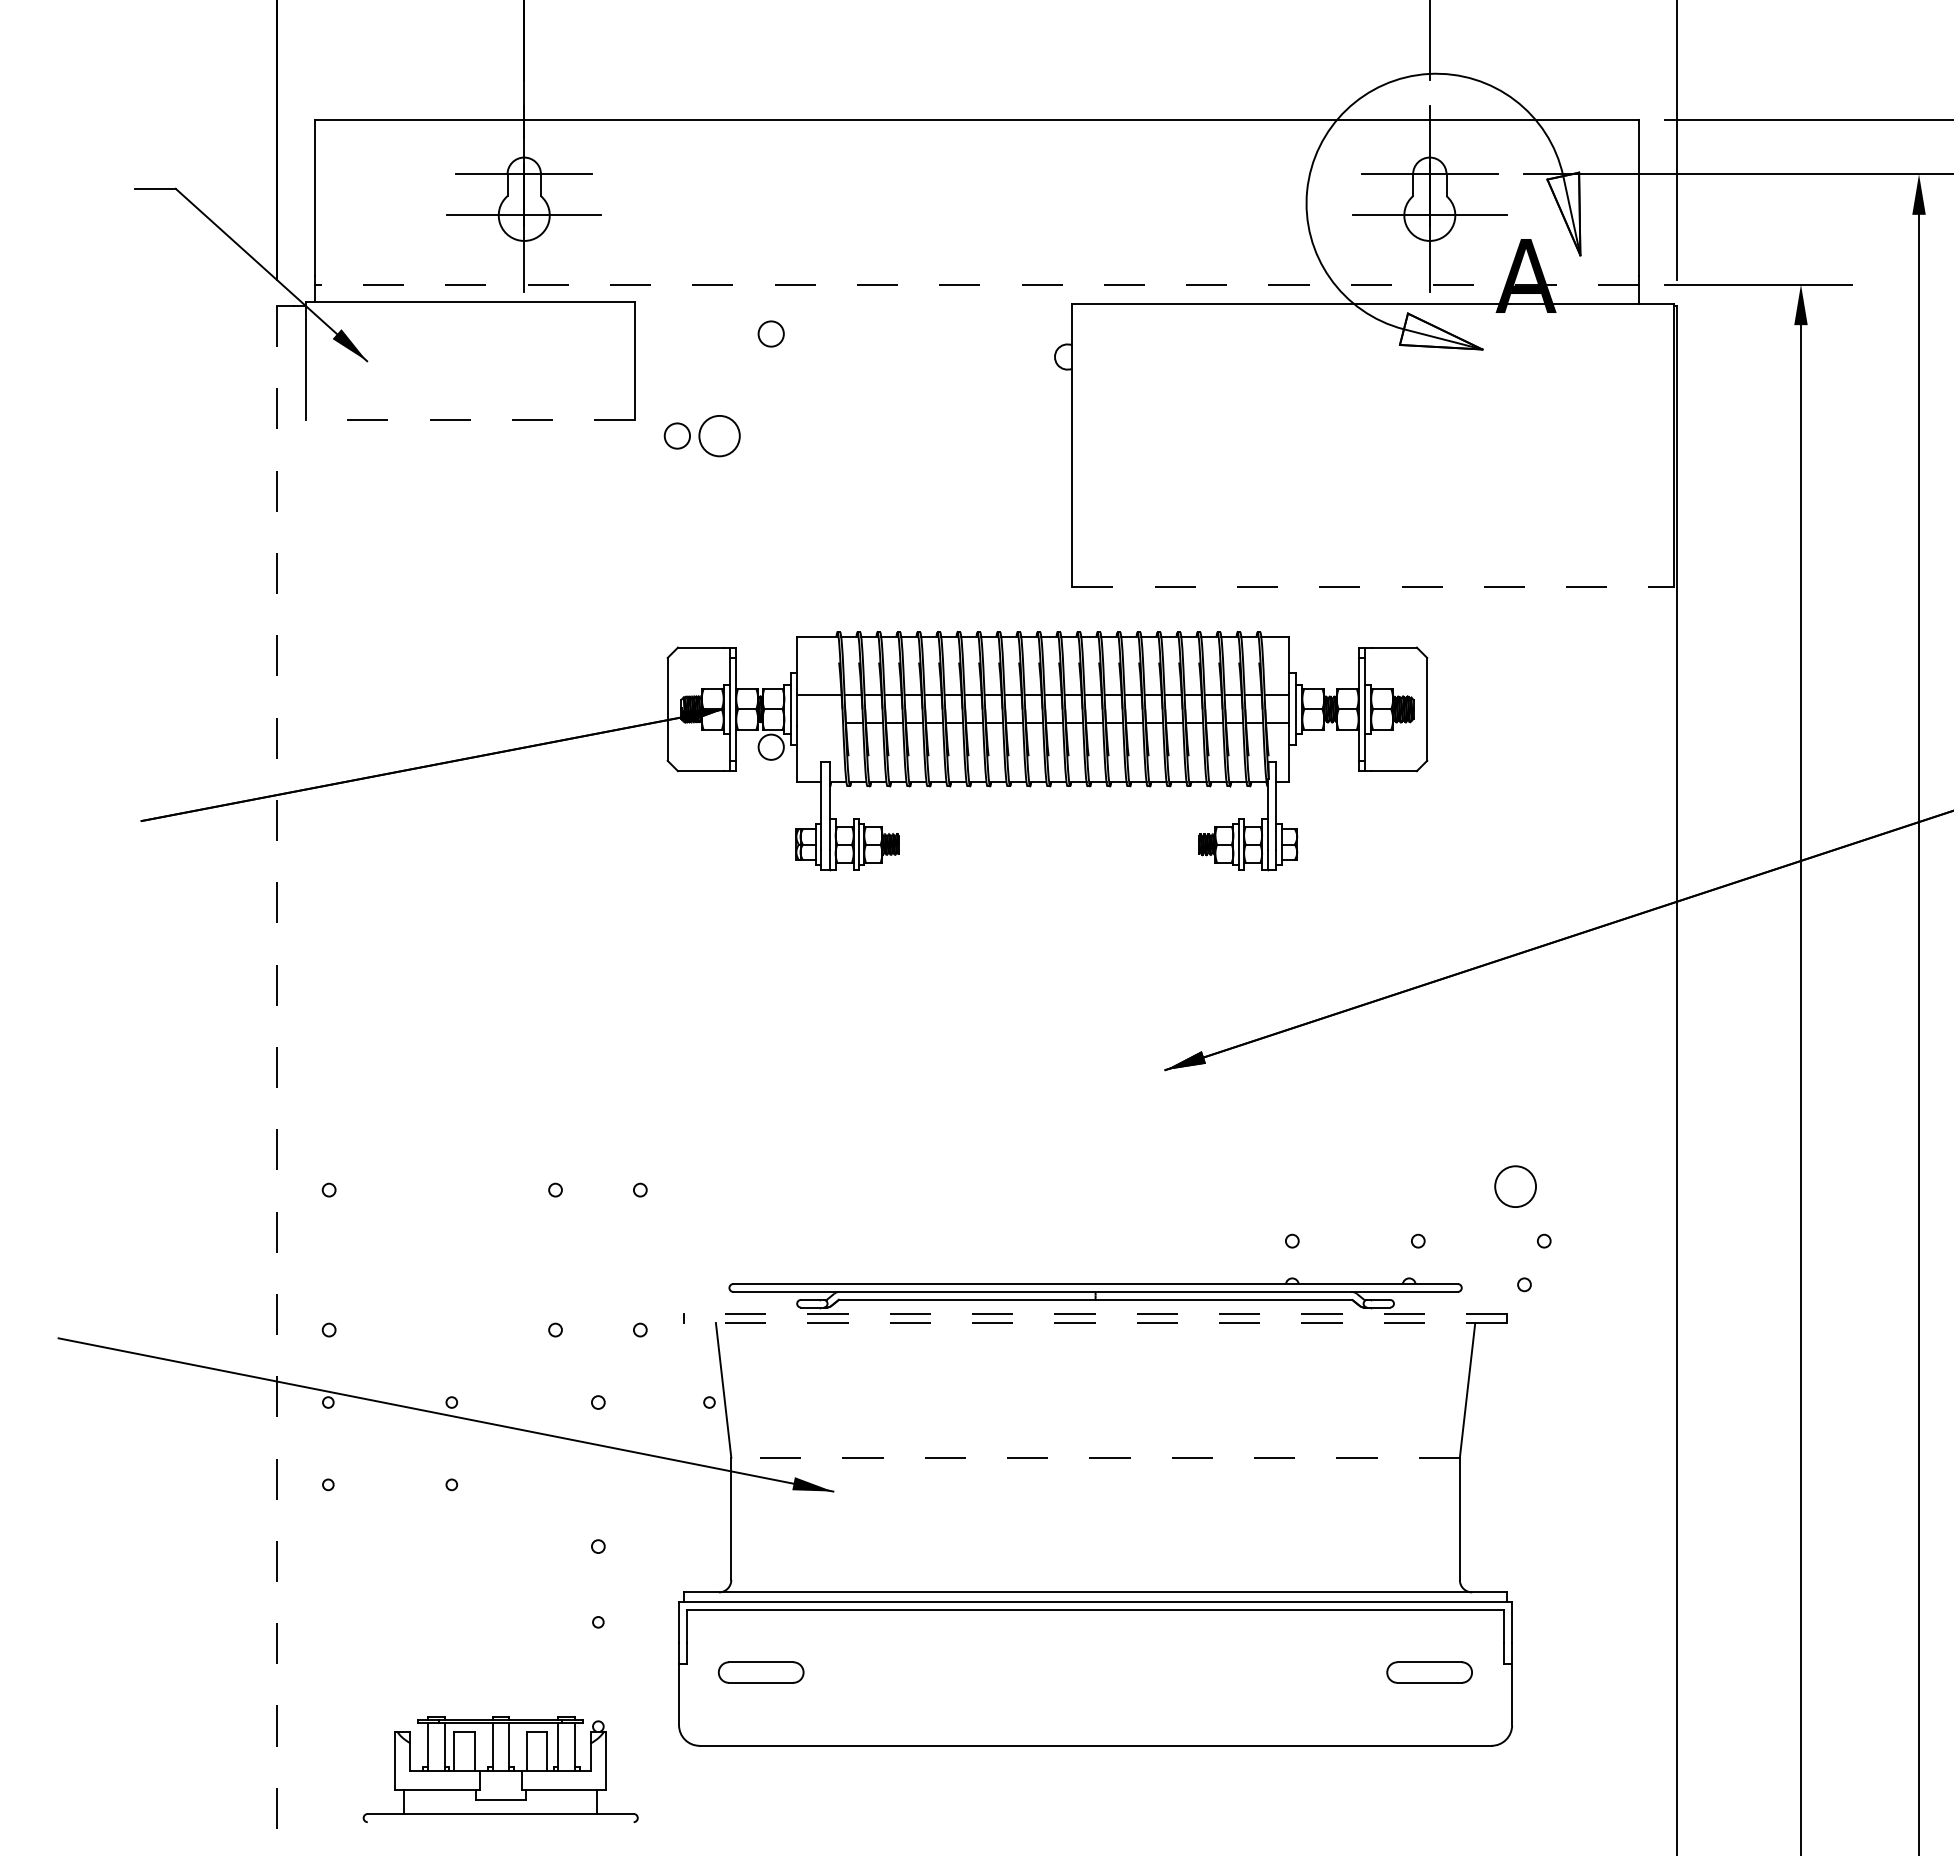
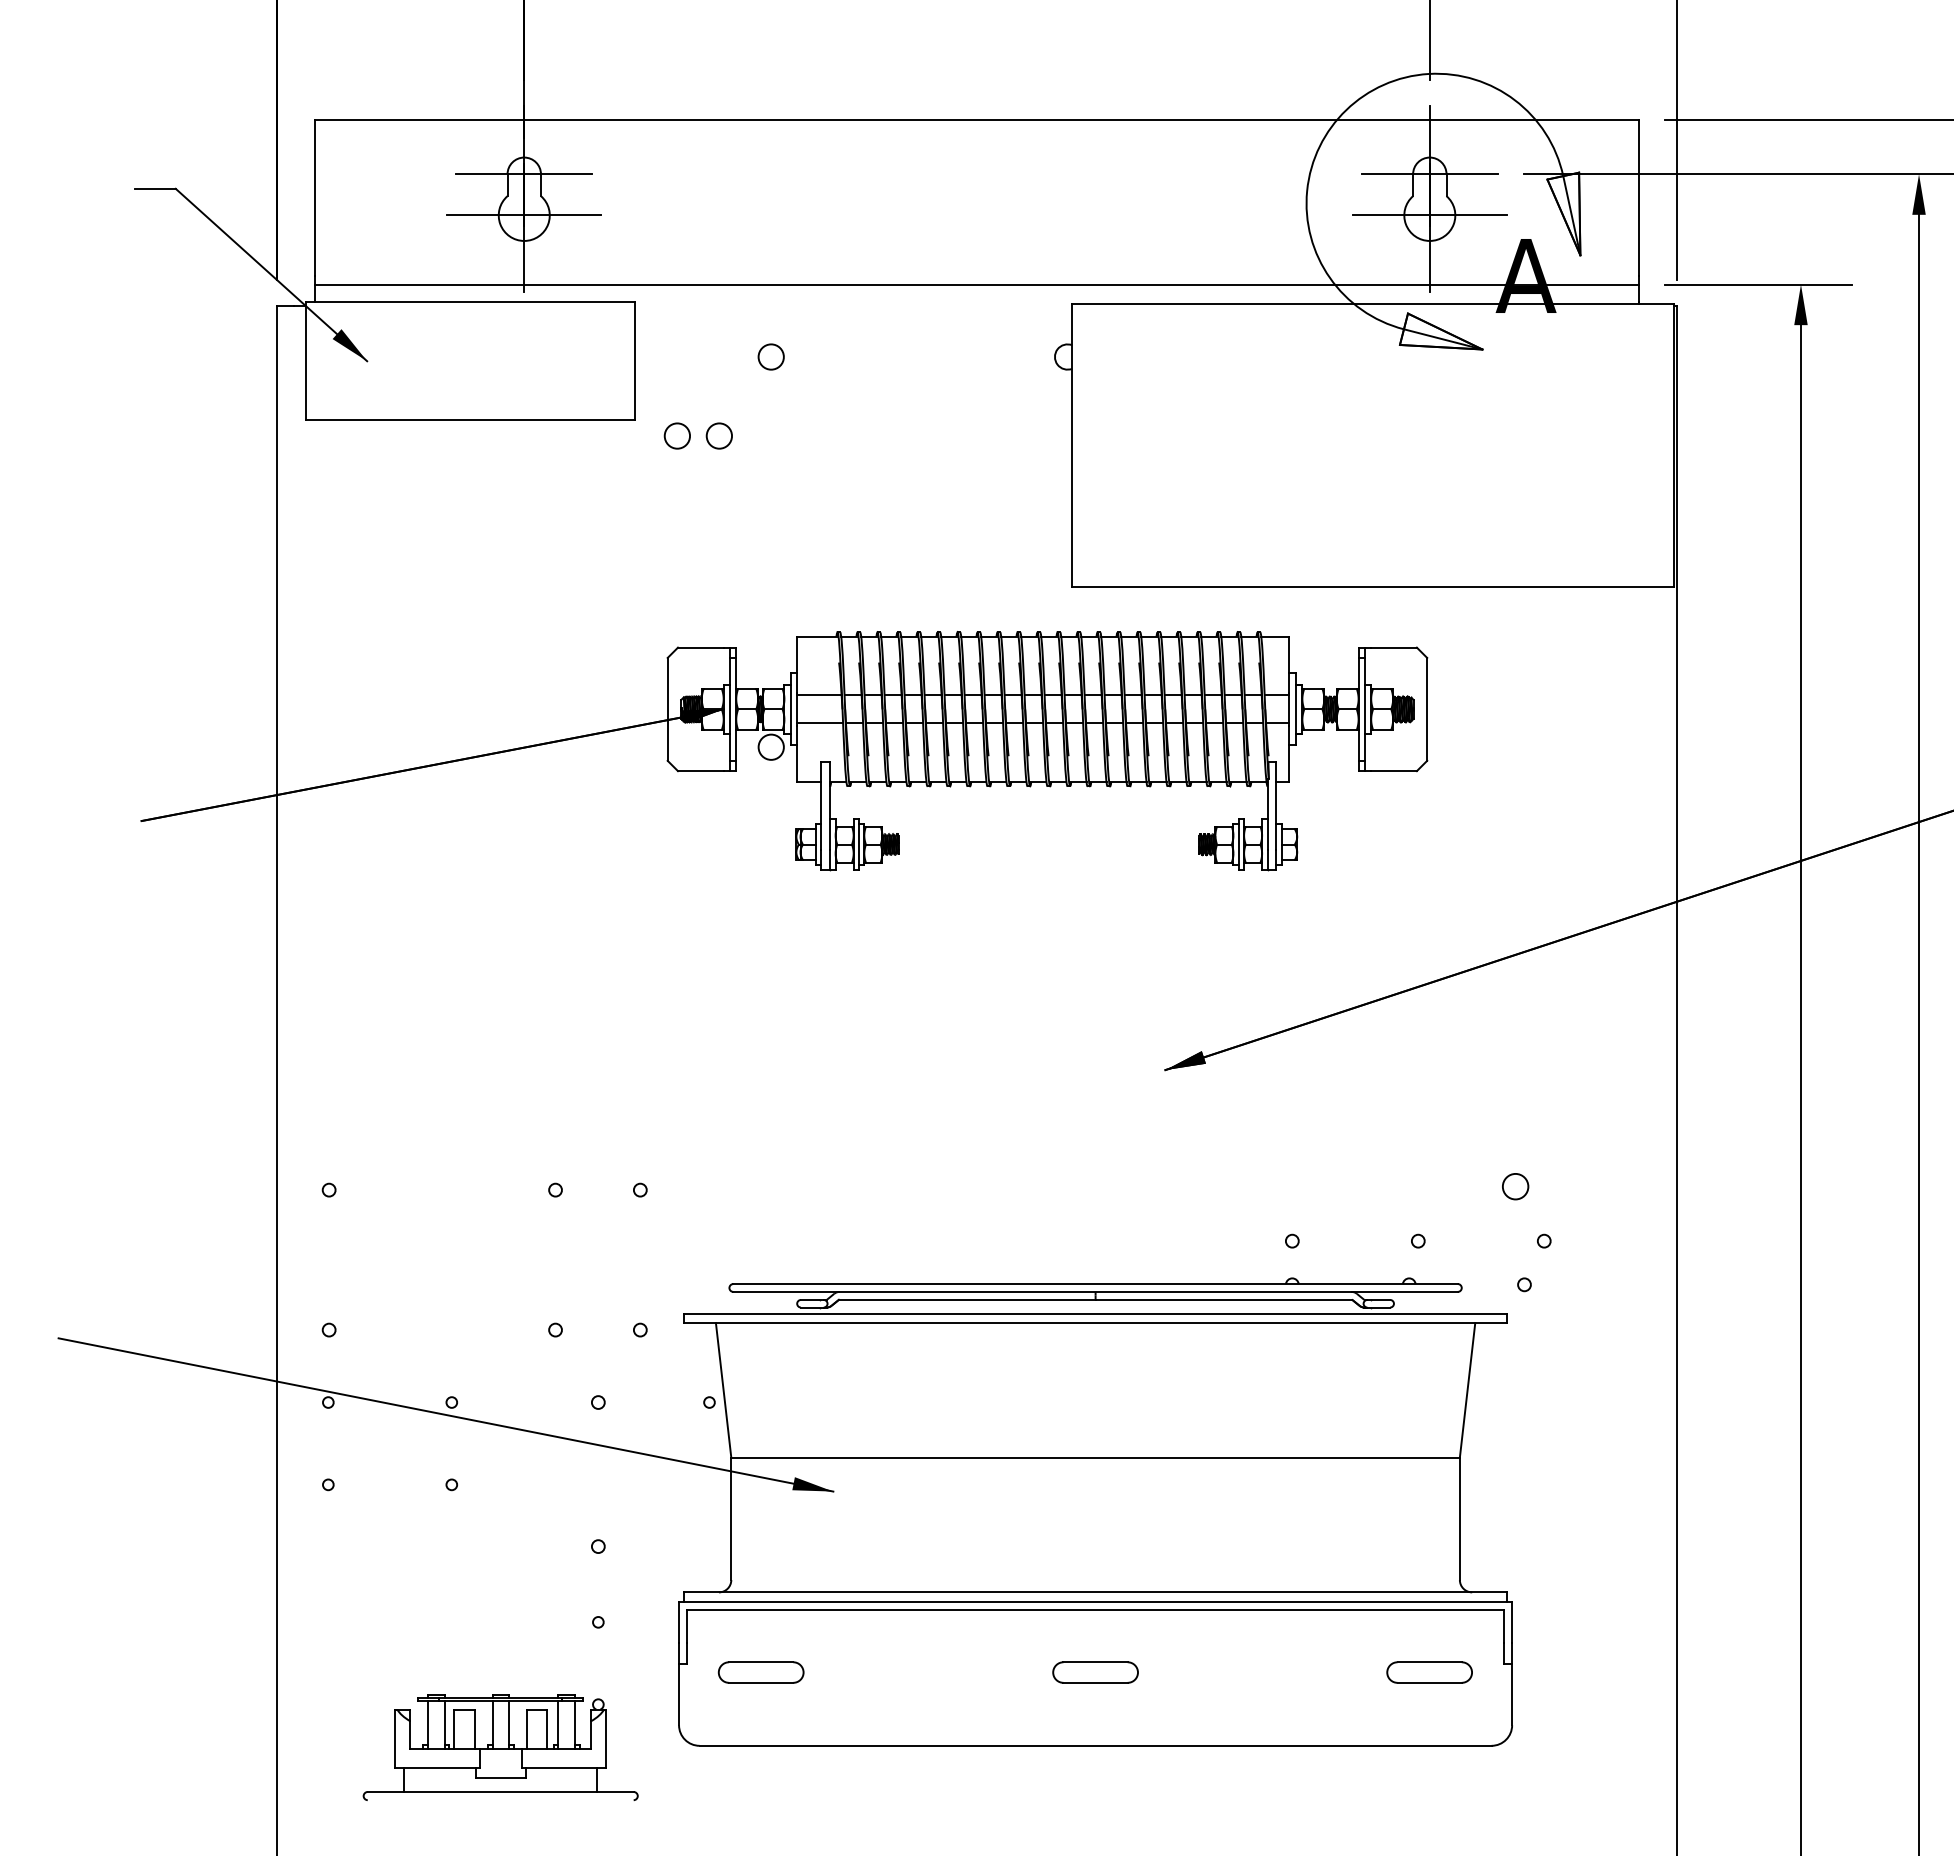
line: dashed -> solid (977, 284)
circle position: (770, 333) -> (770, 356) (770, 356)
line: dashed -> solid (470, 420)
circle size: 43x43 px -> 28x28 px (718, 435)
line: dashed -> solid (1373, 586)
line: none -> present (820, 723)
line: dashed -> solid (277, 1081)
circle diameter: 41 px -> 26 px (1515, 1186)
line: dashed -> solid (1095, 1313)
line: dashed -> solid (1095, 1323)
line: dashed -> solid (1095, 1457)
part: none -> present (1095, 1672)
part position: (500, 1769) -> (500, 1747) (500, 1747)
